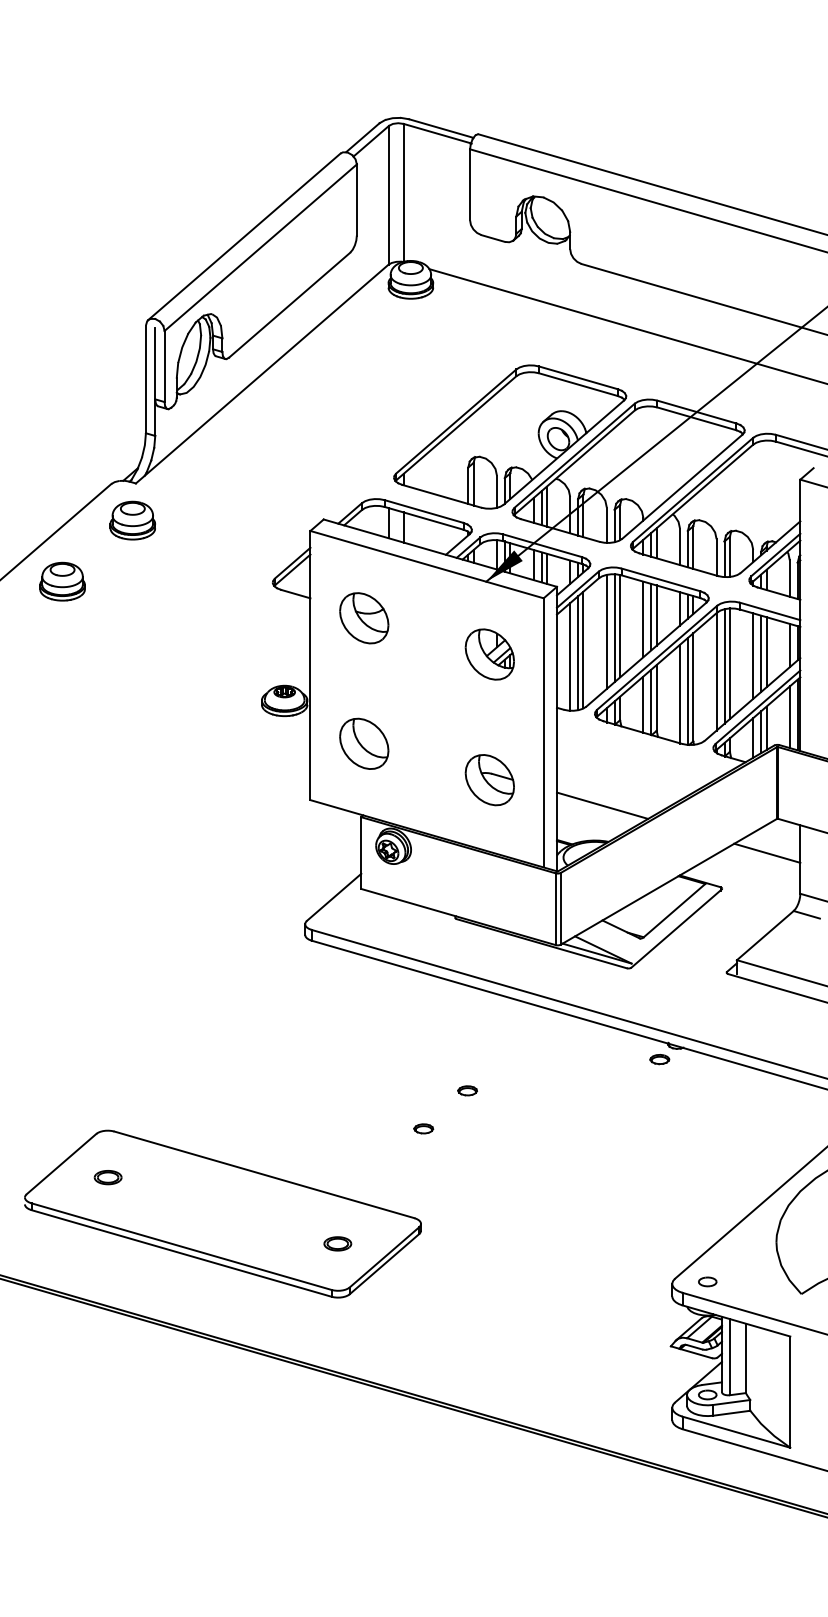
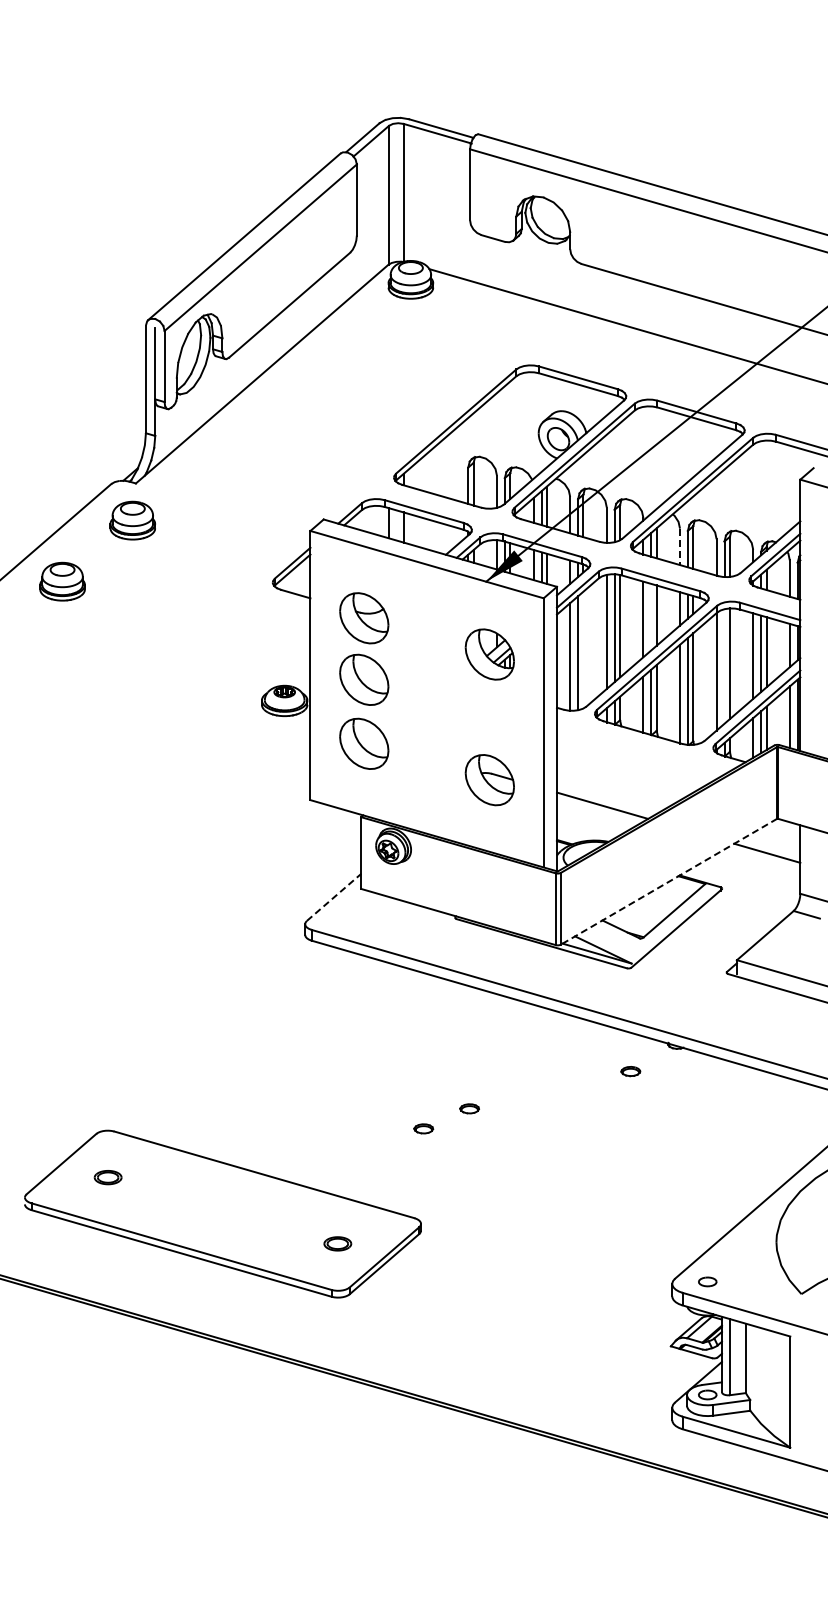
line: solid -> dashed (680, 547)
line: present -> none (651, 616)
line: present -> none (583, 649)
line: present -> none (724, 666)
part: none -> present (364, 679)
line: solid -> dashed (668, 881)
line: solid -> dashed (334, 897)
part position: (659, 1059) -> (630, 1071) (630, 1071)
part position: (467, 1090) -> (469, 1108) (469, 1108)
